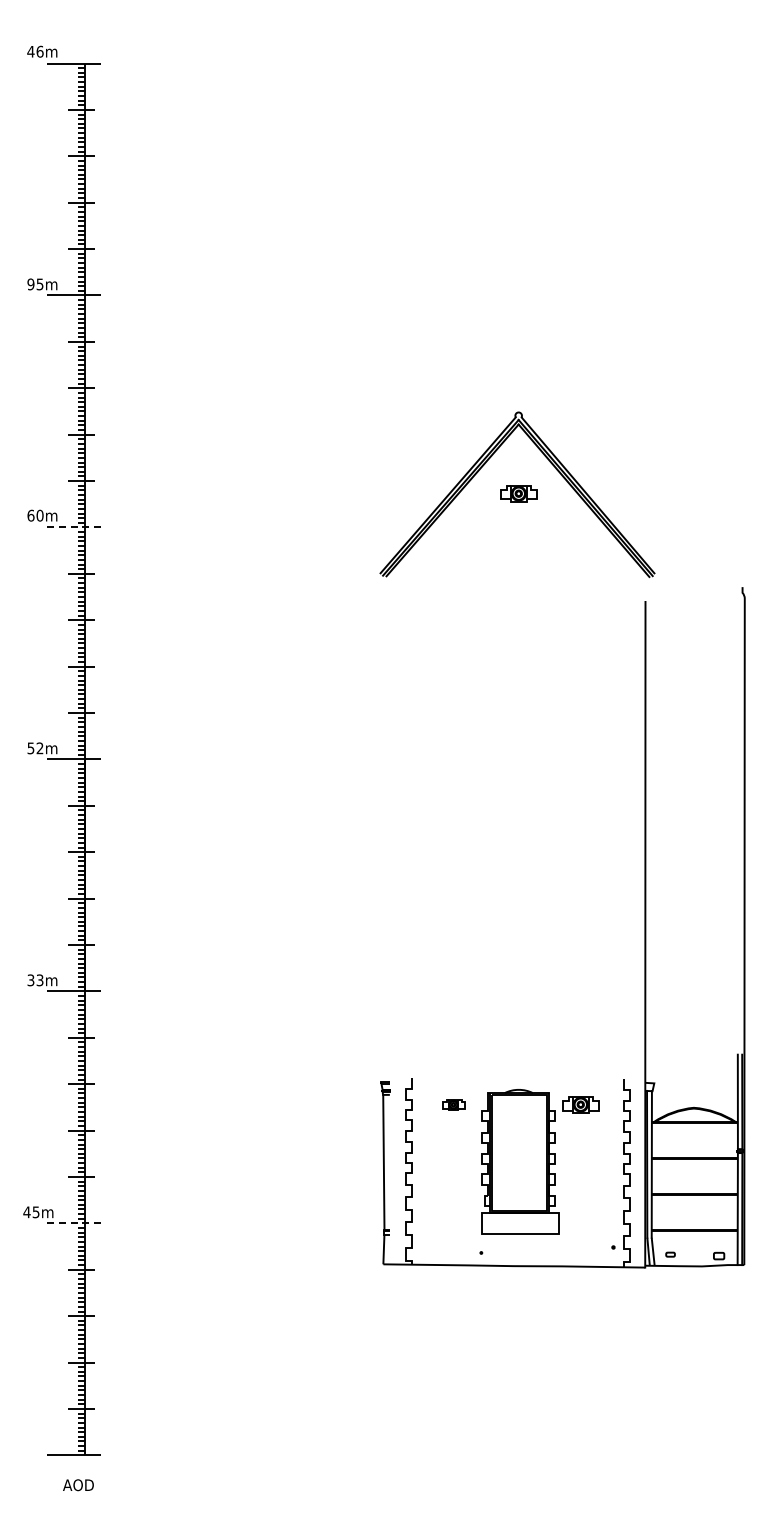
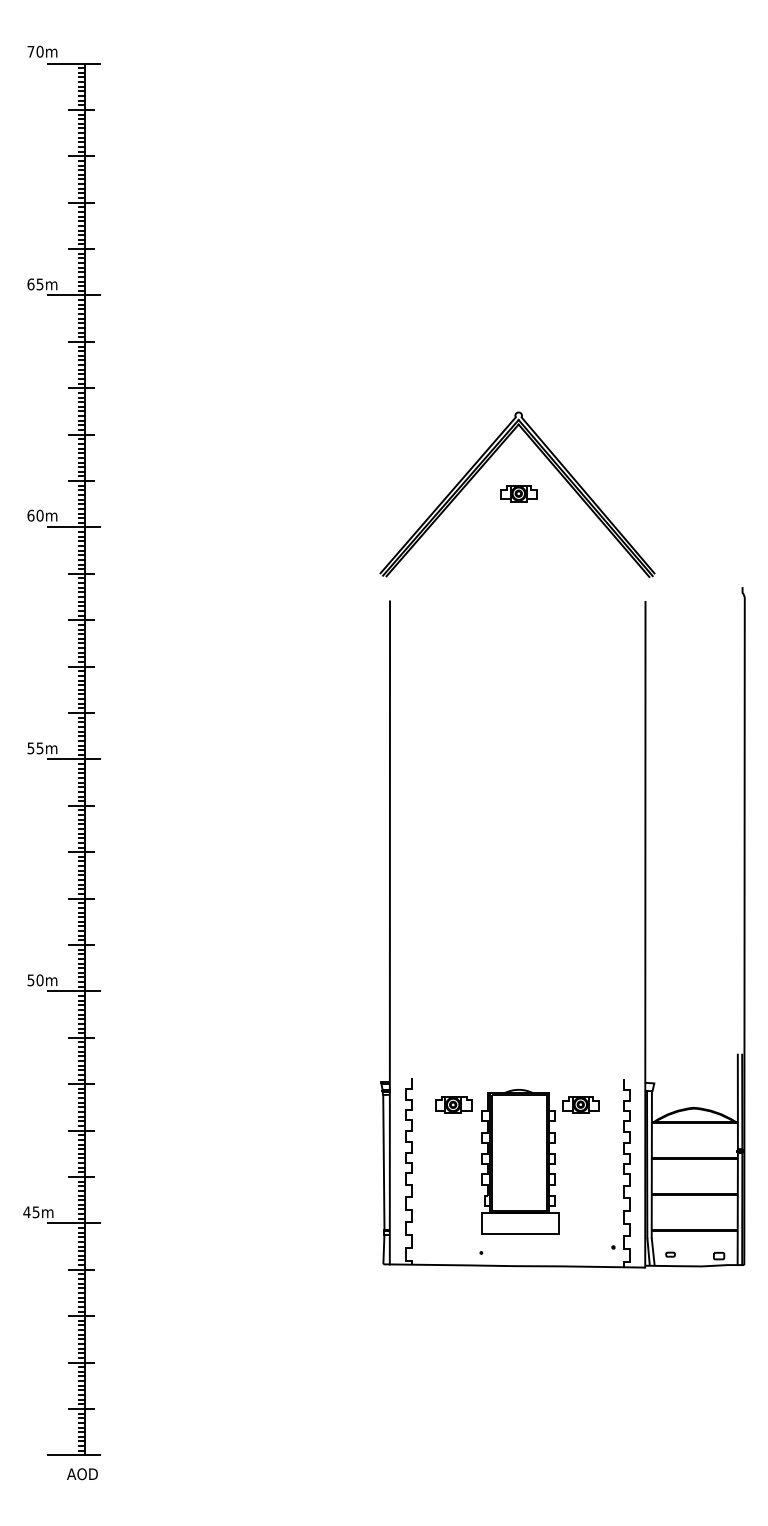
text: 46m -> 70m (35, 51)
text: 95m -> 65m (30, 284)
line: dashed -> solid (74, 527)
text: 52m -> 55m (39, 748)
line: none -> present (389, 932)
text: 33m -> 50m (35, 980)
part size: 24x12 px -> 38x18 px (453, 1104)
line: dashed -> solid (74, 1223)
text position: (78, 1485) -> (82, 1474) (82, 1474)
